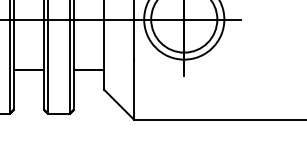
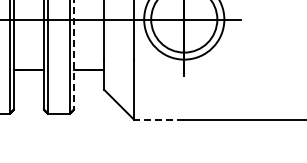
line: solid -> dashed (74, 54)
line: solid -> dashed (158, 119)
